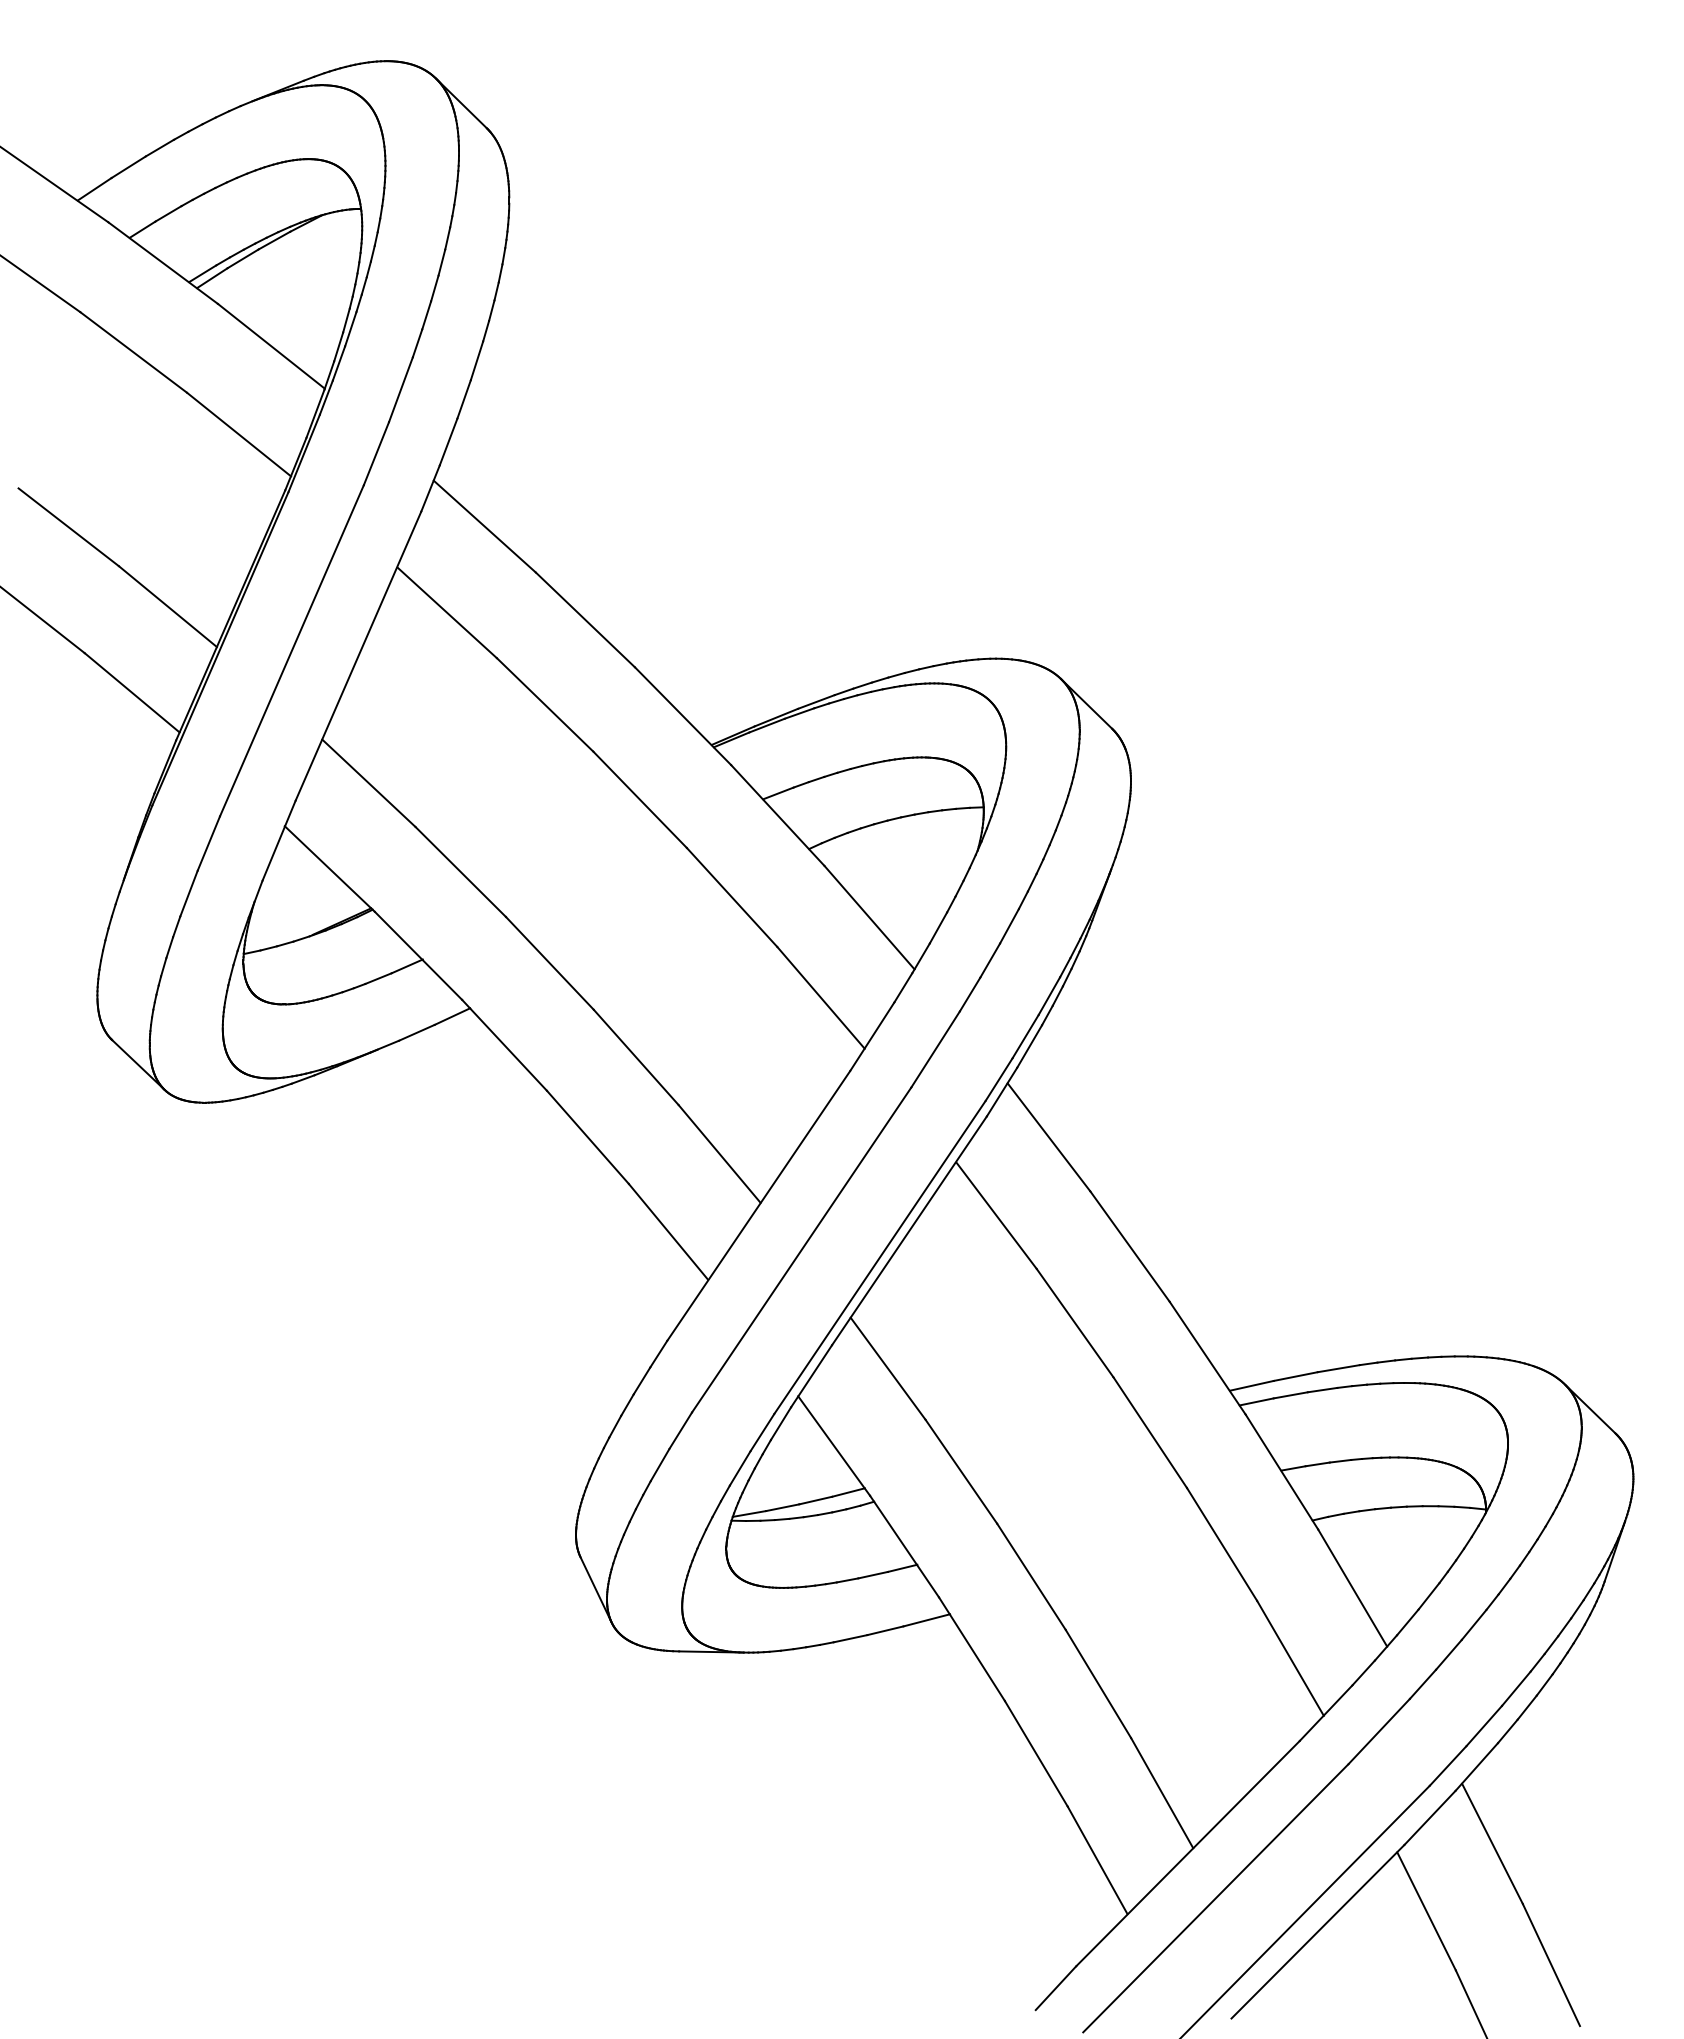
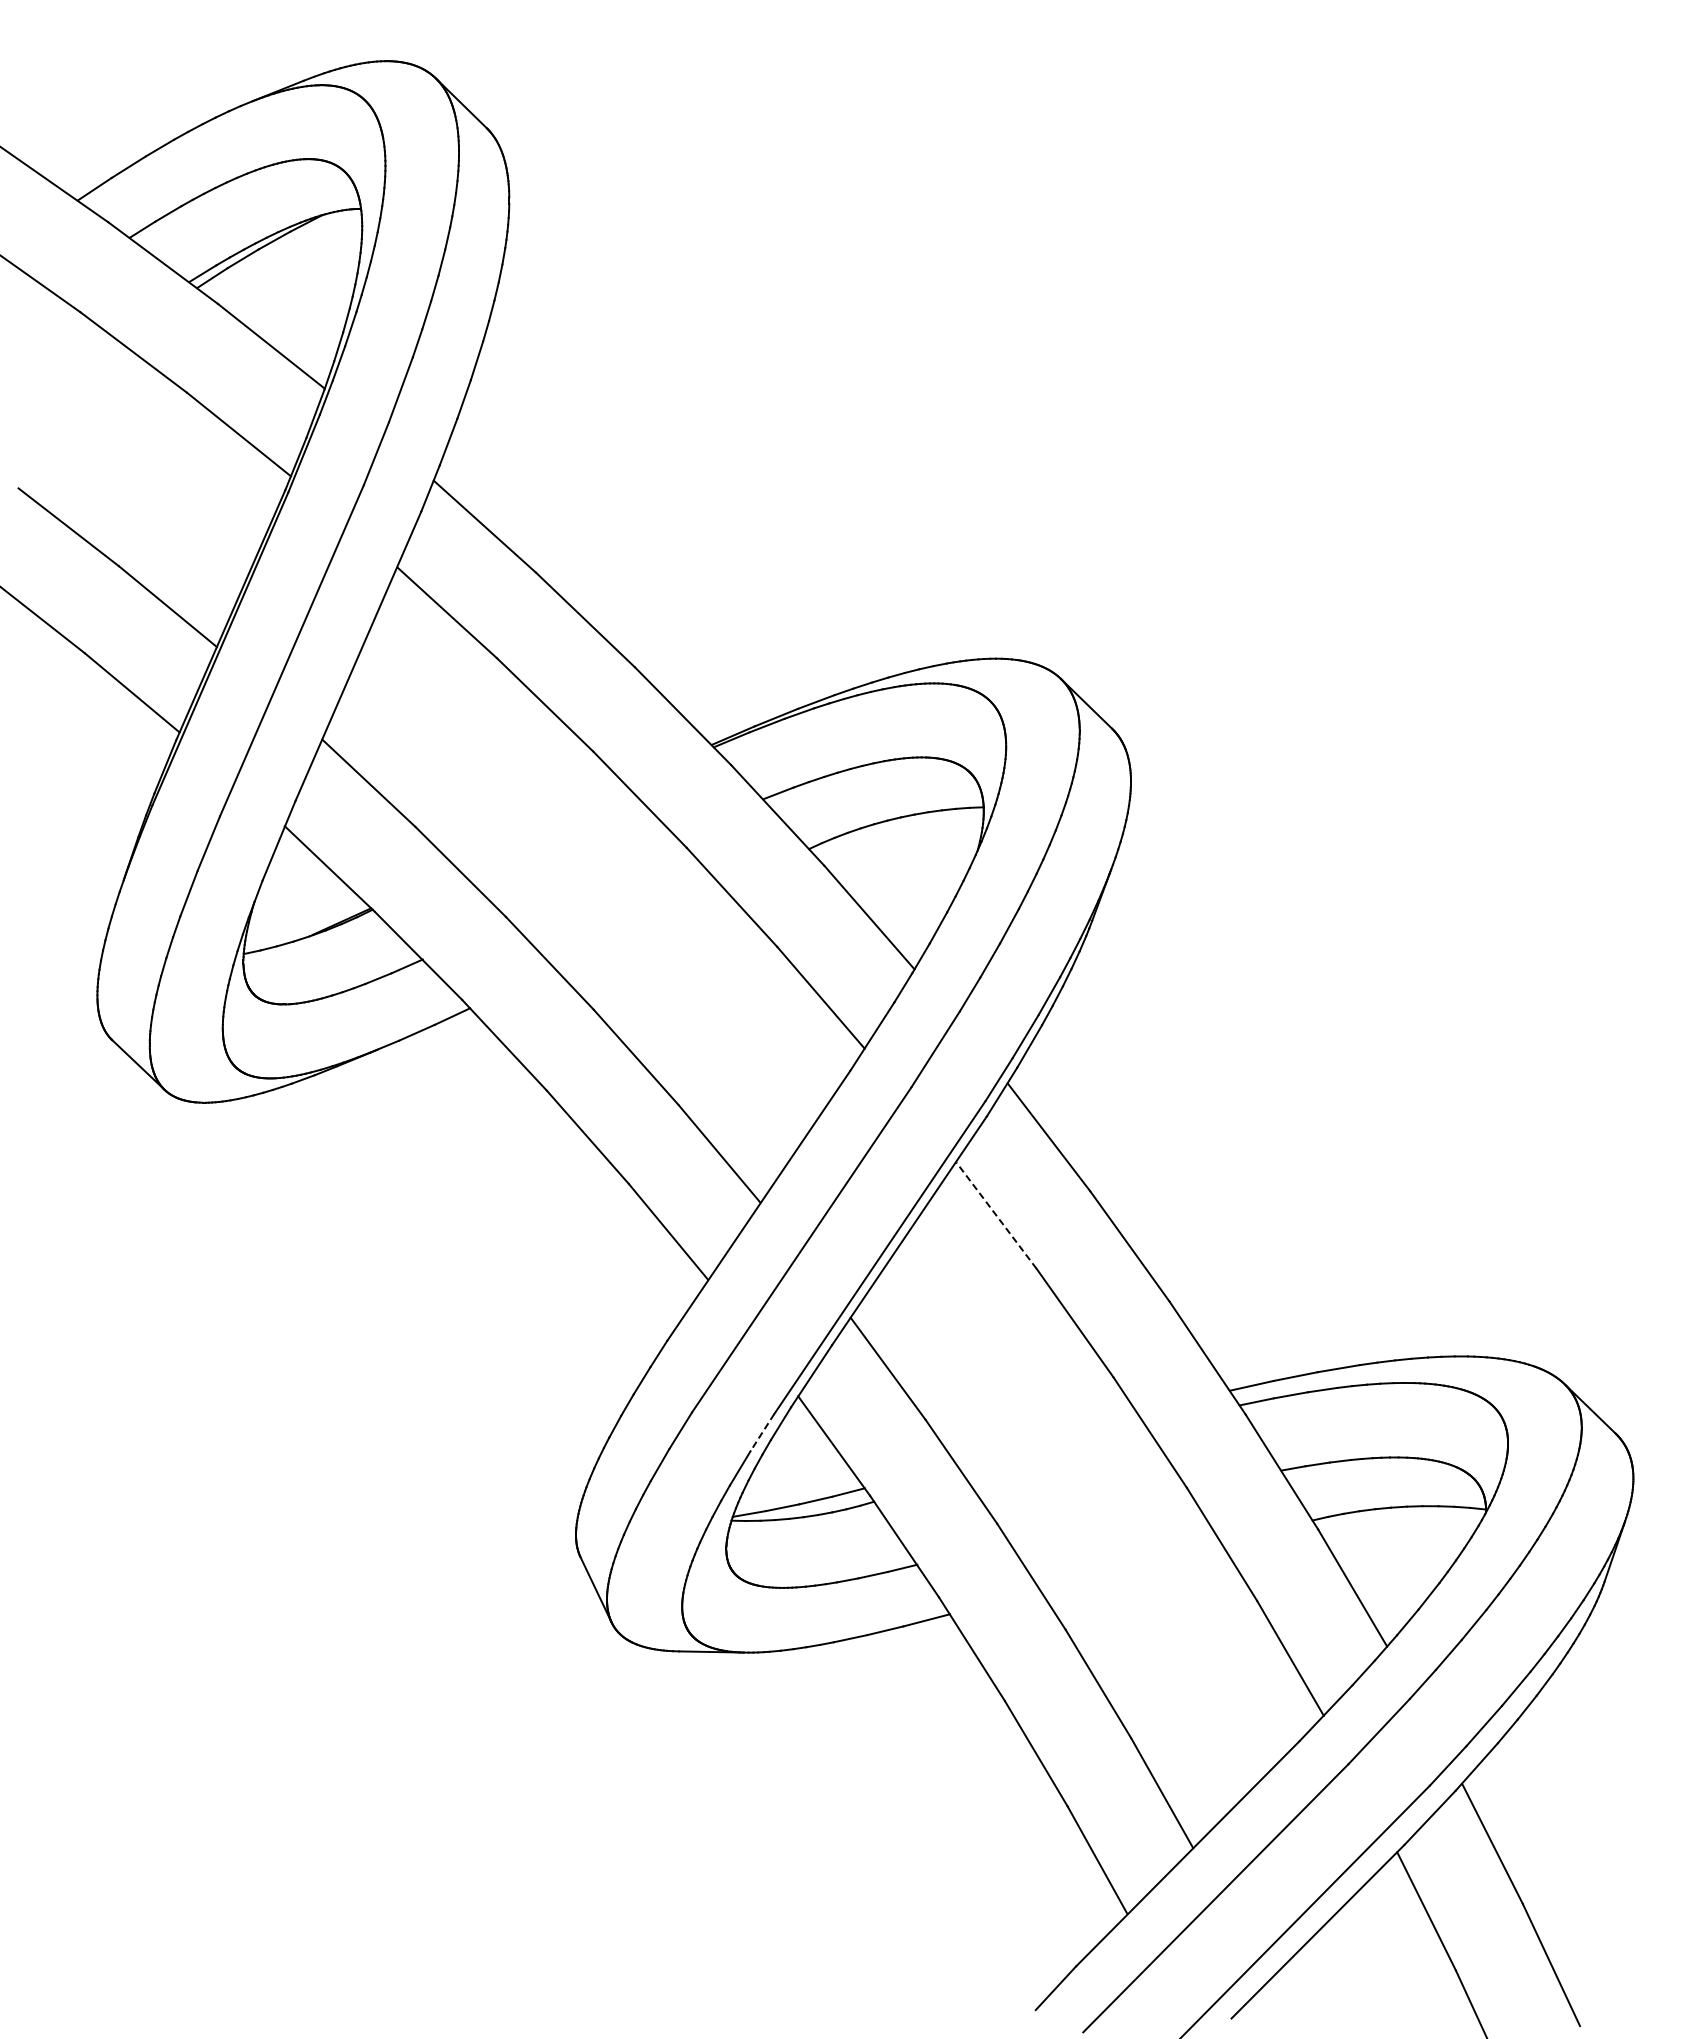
line: solid -> dashed (996, 1215)
line: solid -> dashed (762, 1433)
